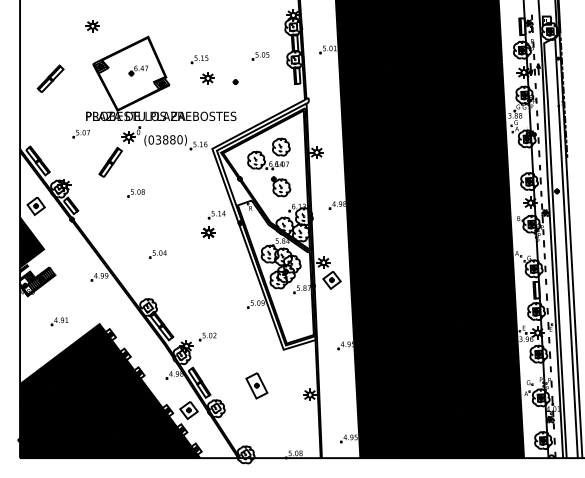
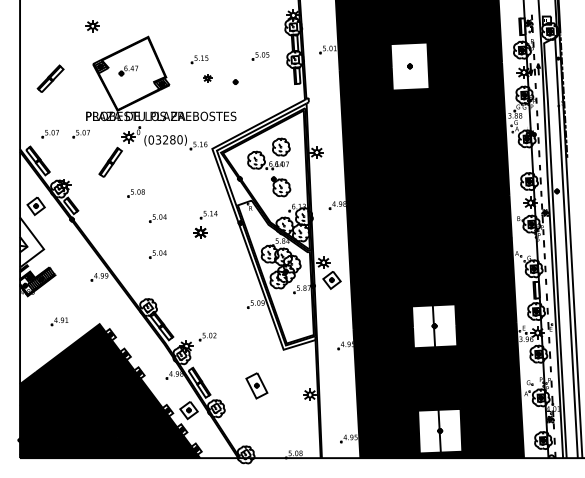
fill: present -> none (409, 66)
part position: (137, 70) -> (127, 70) (127, 70)
part size: 15x13 px -> 10x9 px (207, 78)
part: none -> present (49, 134)
text: (03880) -> (03280) (165, 139)
part: none -> present (157, 218)
part position: (213, 224) -> (205, 224) (205, 224)
fill: present -> none (32, 242)
fill: present -> none (434, 326)
fill: present -> none (440, 430)
